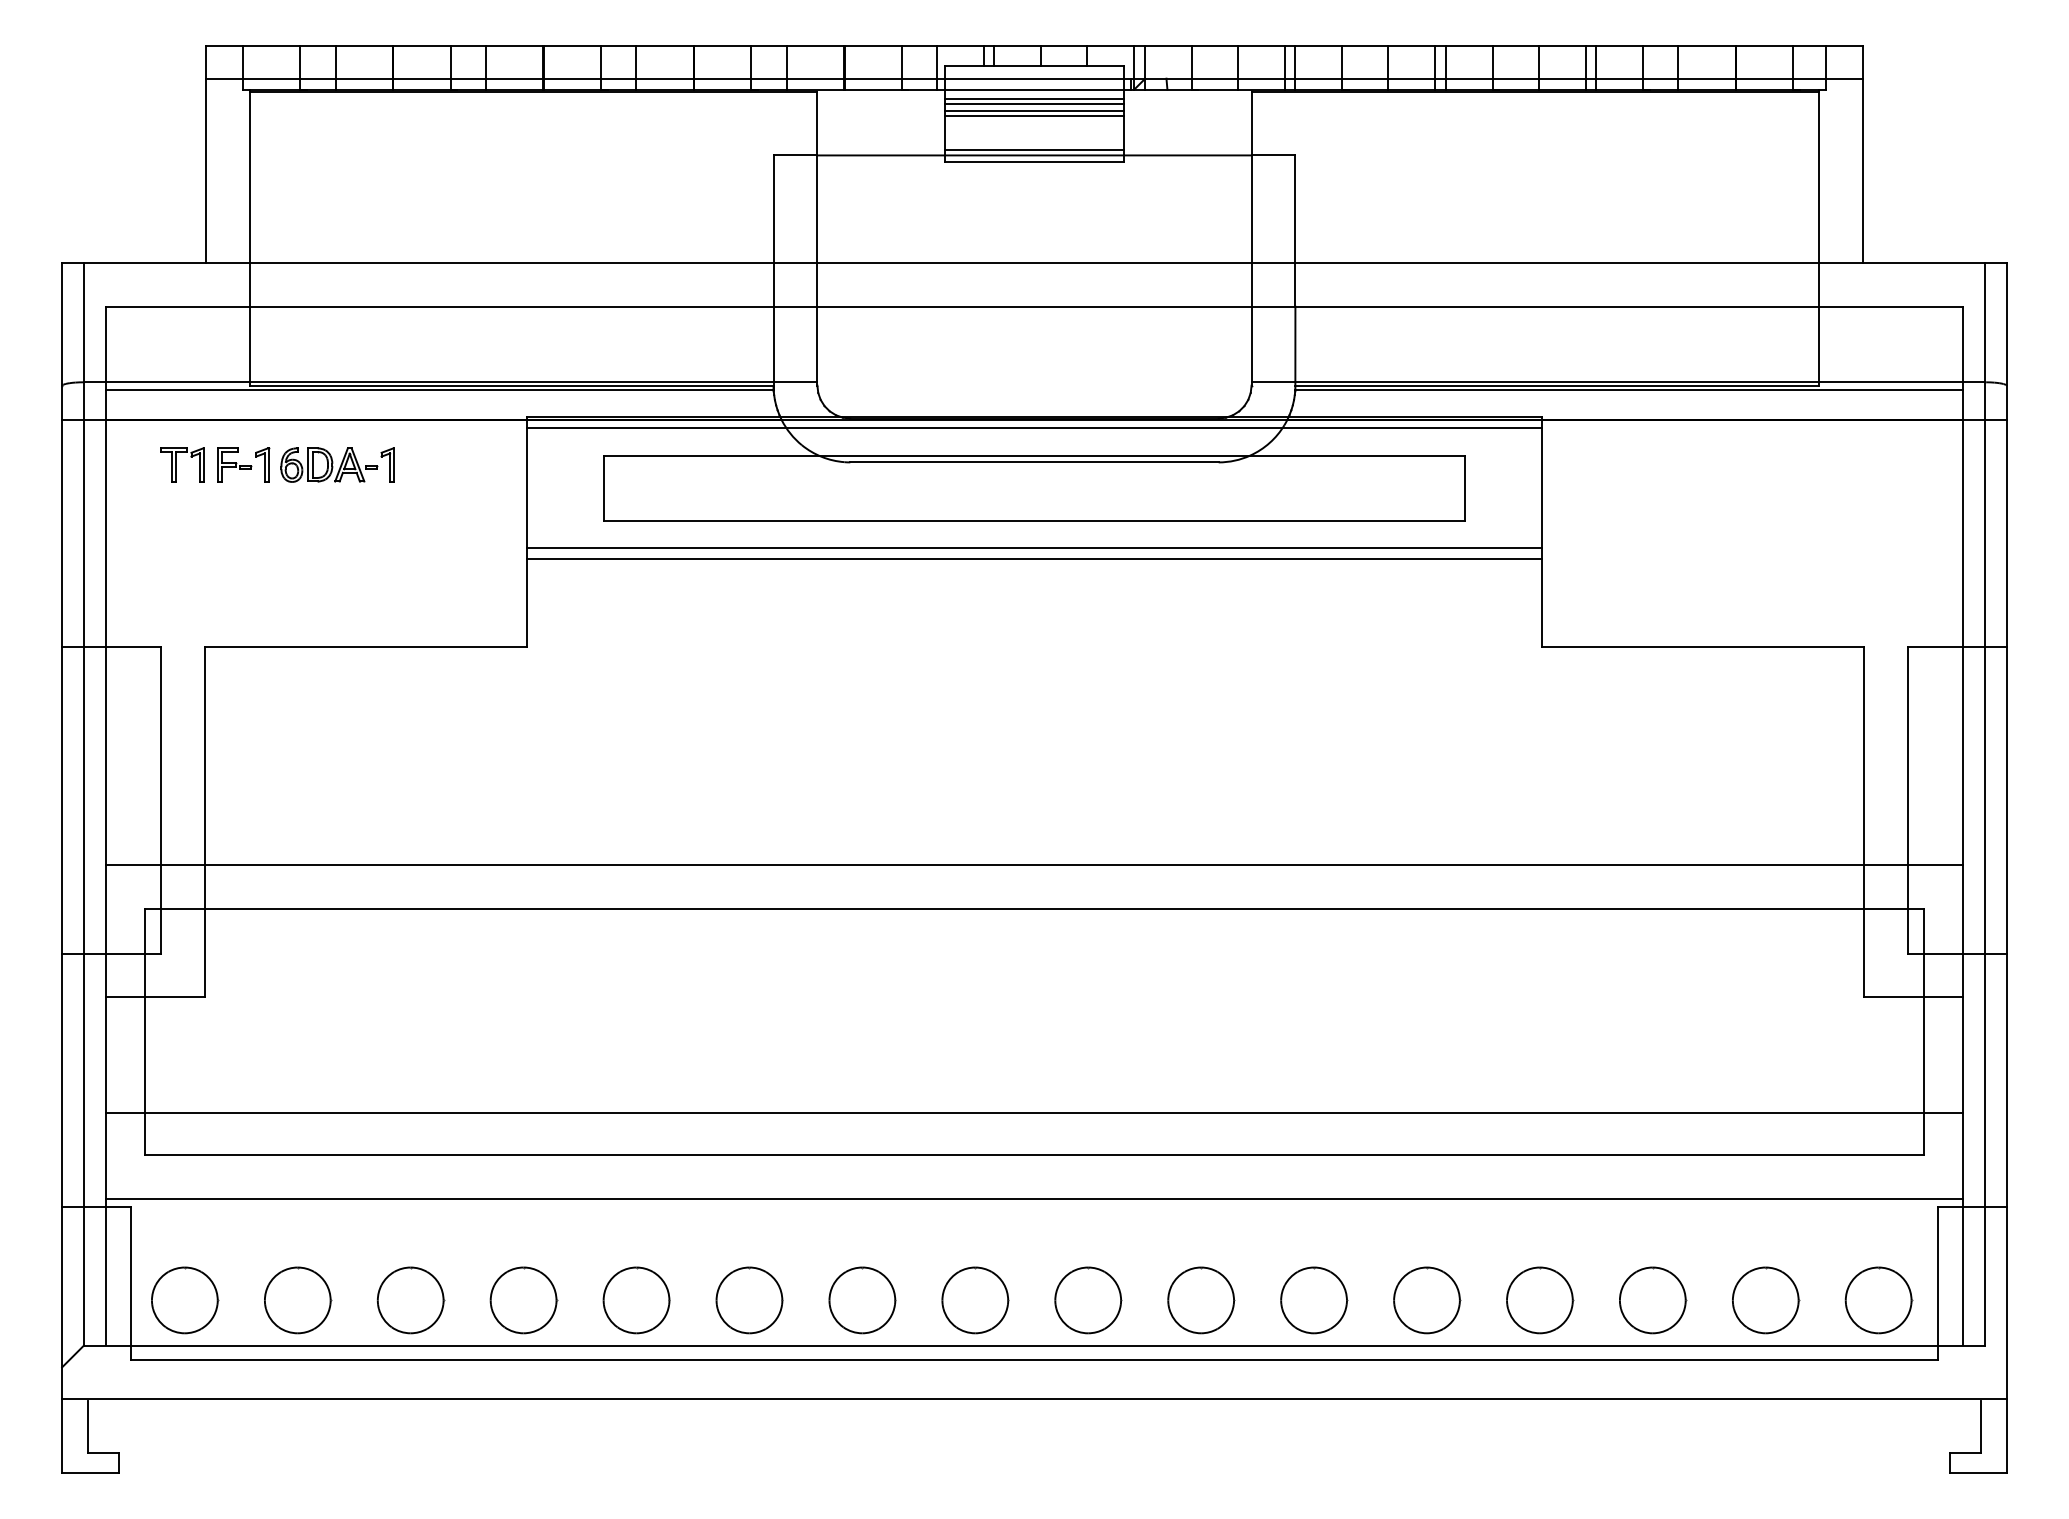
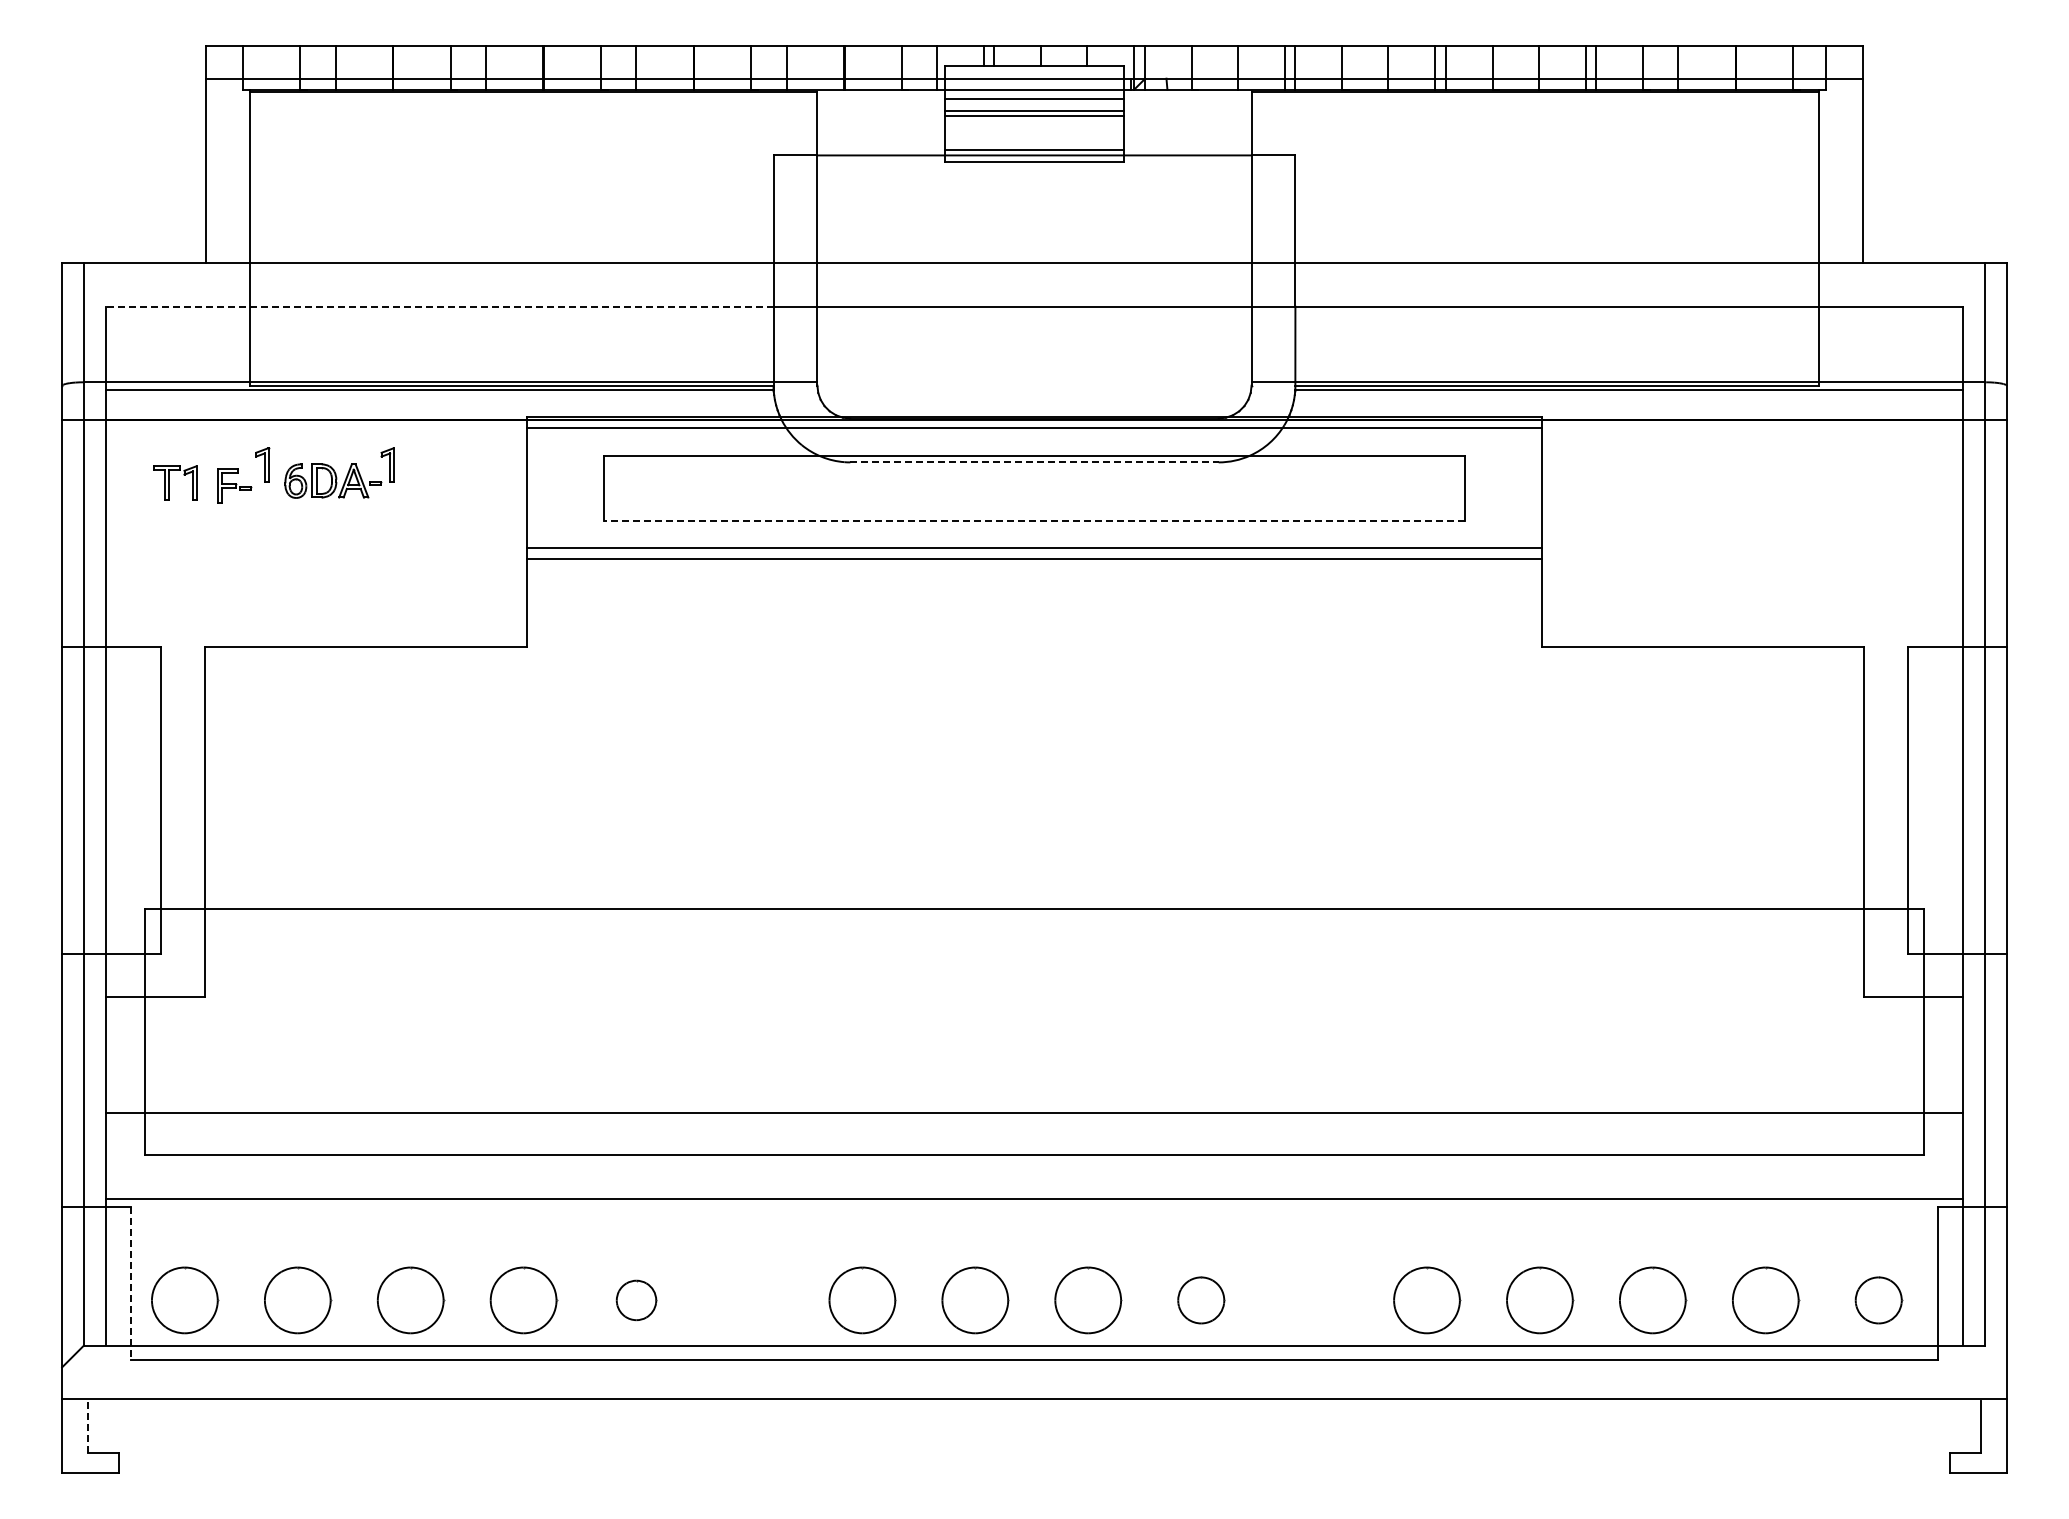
line: present -> none (1034, 104)
line: solid -> dashed (439, 306)
line: solid -> dashed (1034, 462)
part position: (182, 464) -> (175, 482) (175, 482)
part position: (234, 464) -> (234, 485) (234, 485)
part position: (329, 464) -> (333, 480) (333, 480)
line: solid -> dashed (1034, 520)
line: present -> none (1034, 865)
line: solid -> dashed (130, 1283)
part size: 69x69 px -> 43x43 px (636, 1300)
part: present -> none (749, 1300)
part size: 69x69 px -> 49x49 px (1201, 1300)
part: present -> none (1314, 1300)
part size: 70x69 px -> 50x49 px (1878, 1300)
line: solid -> dashed (87, 1426)
